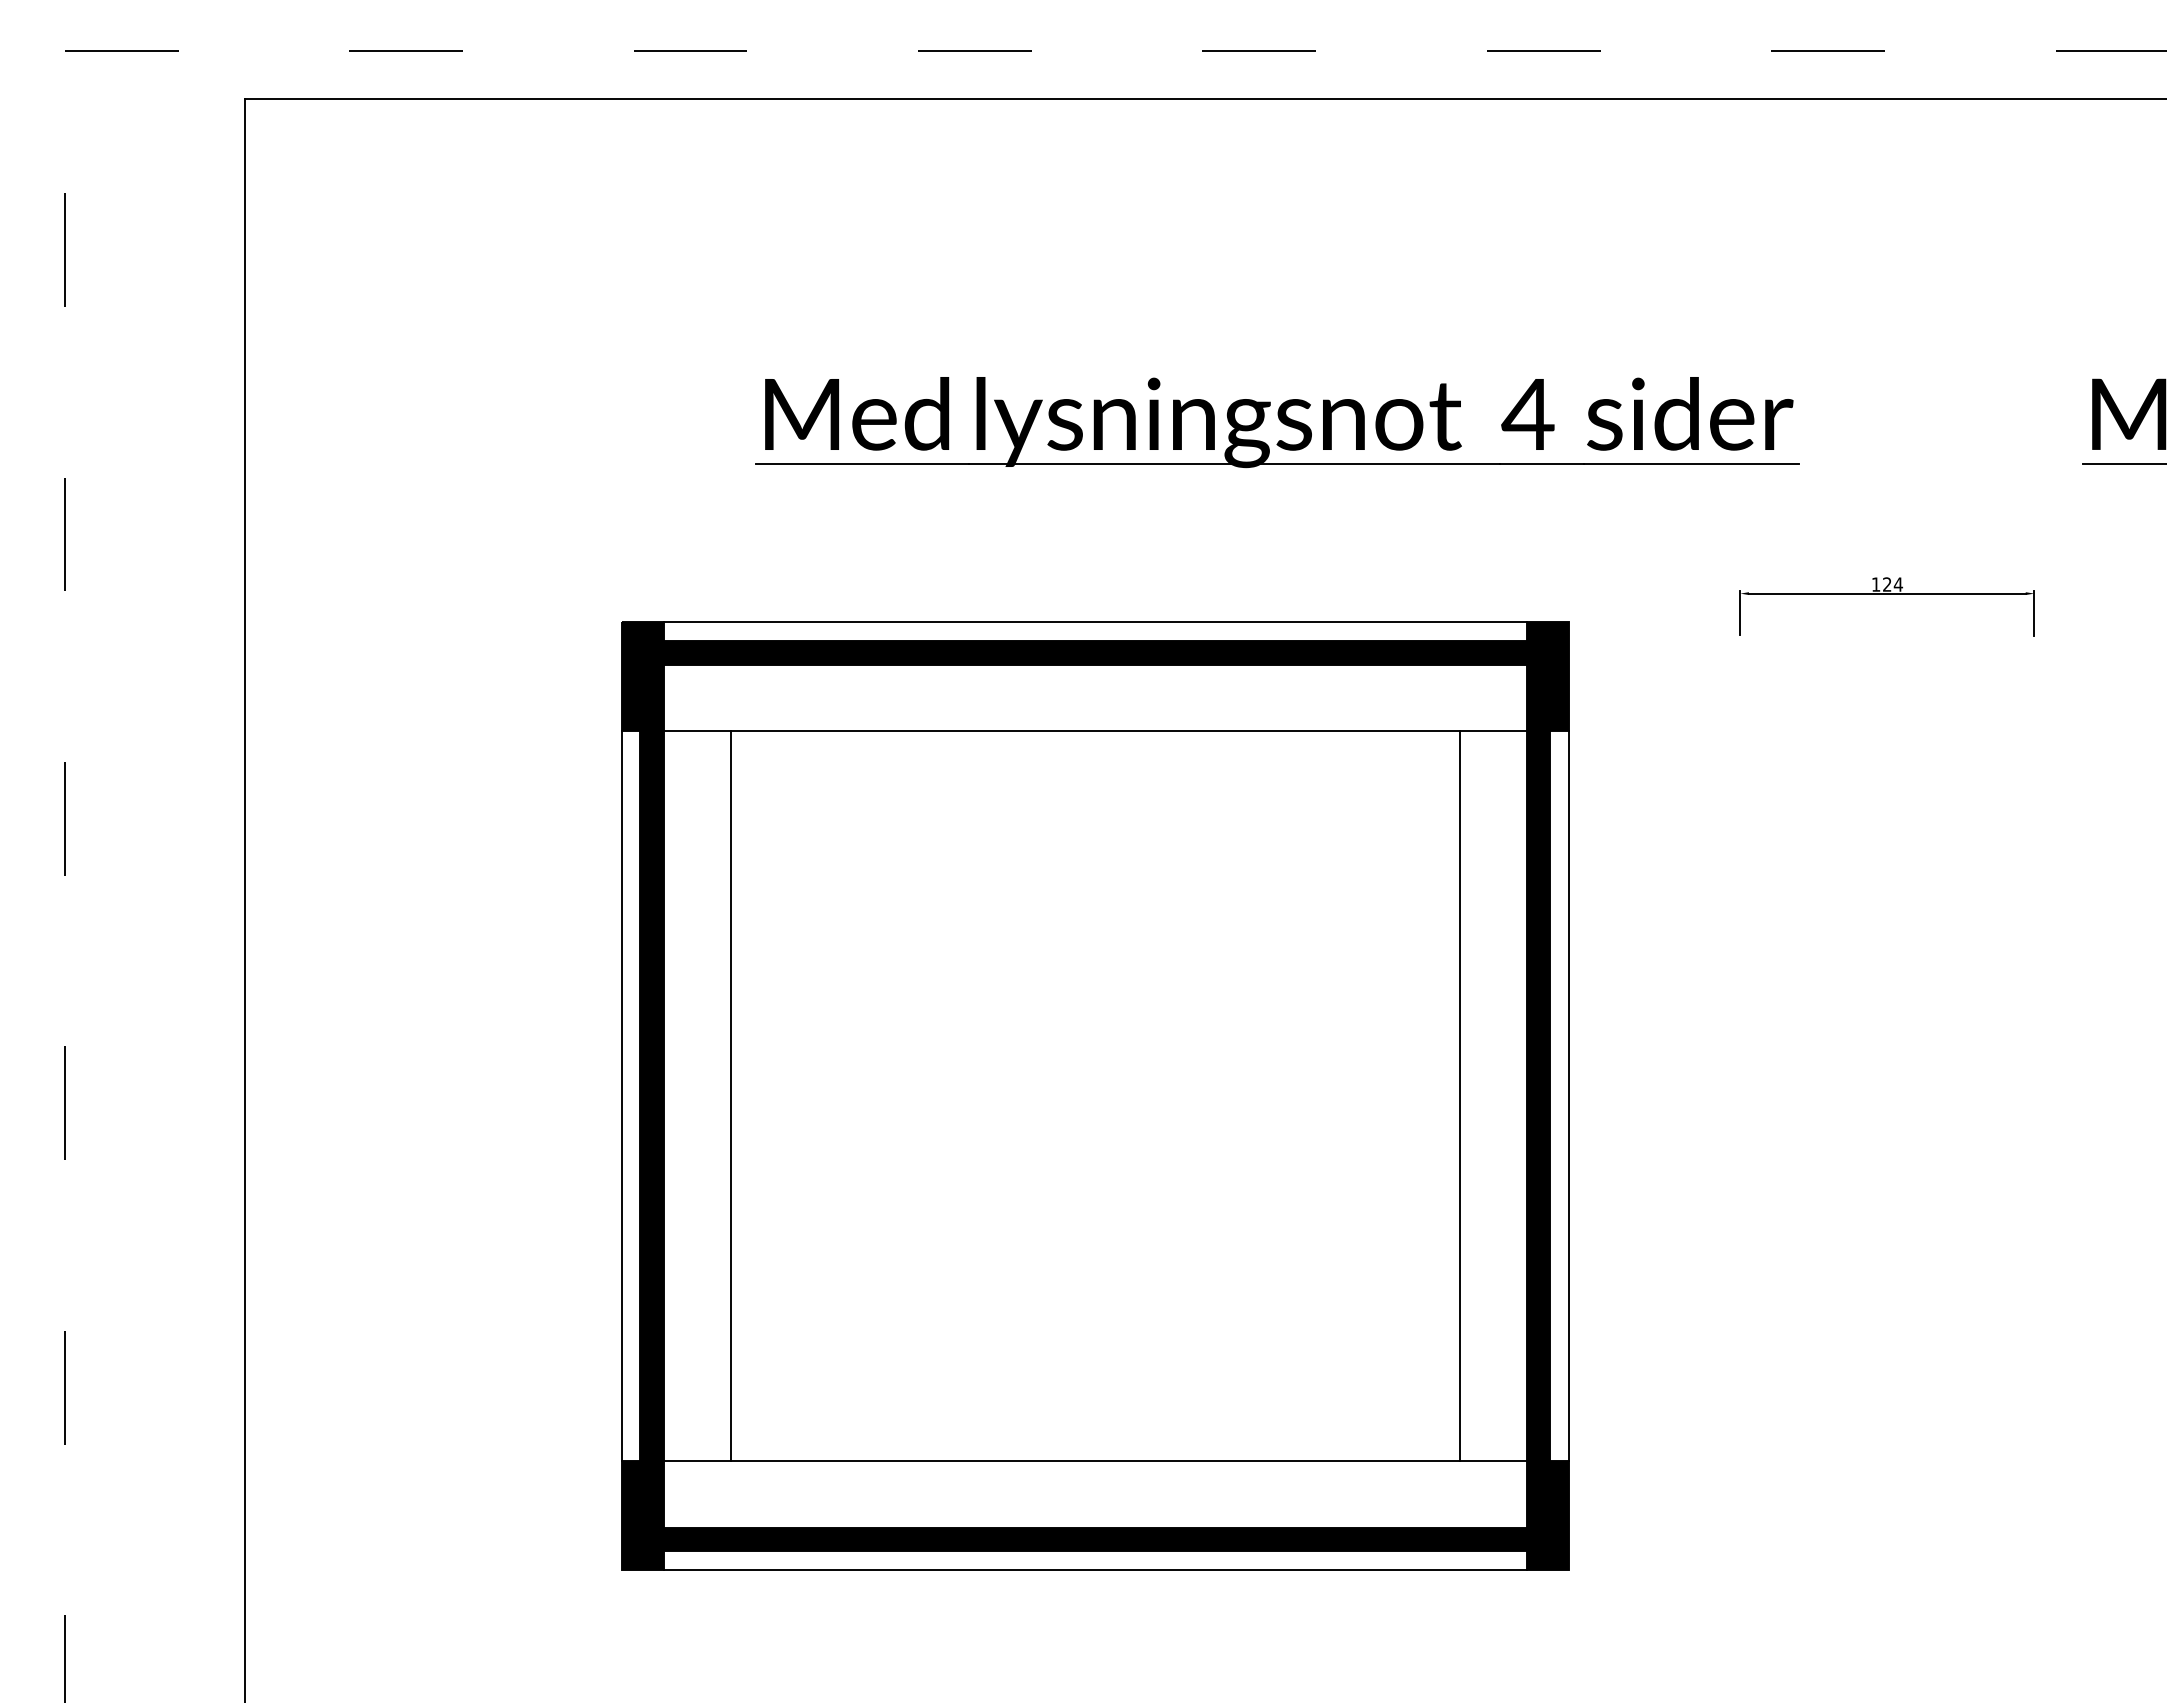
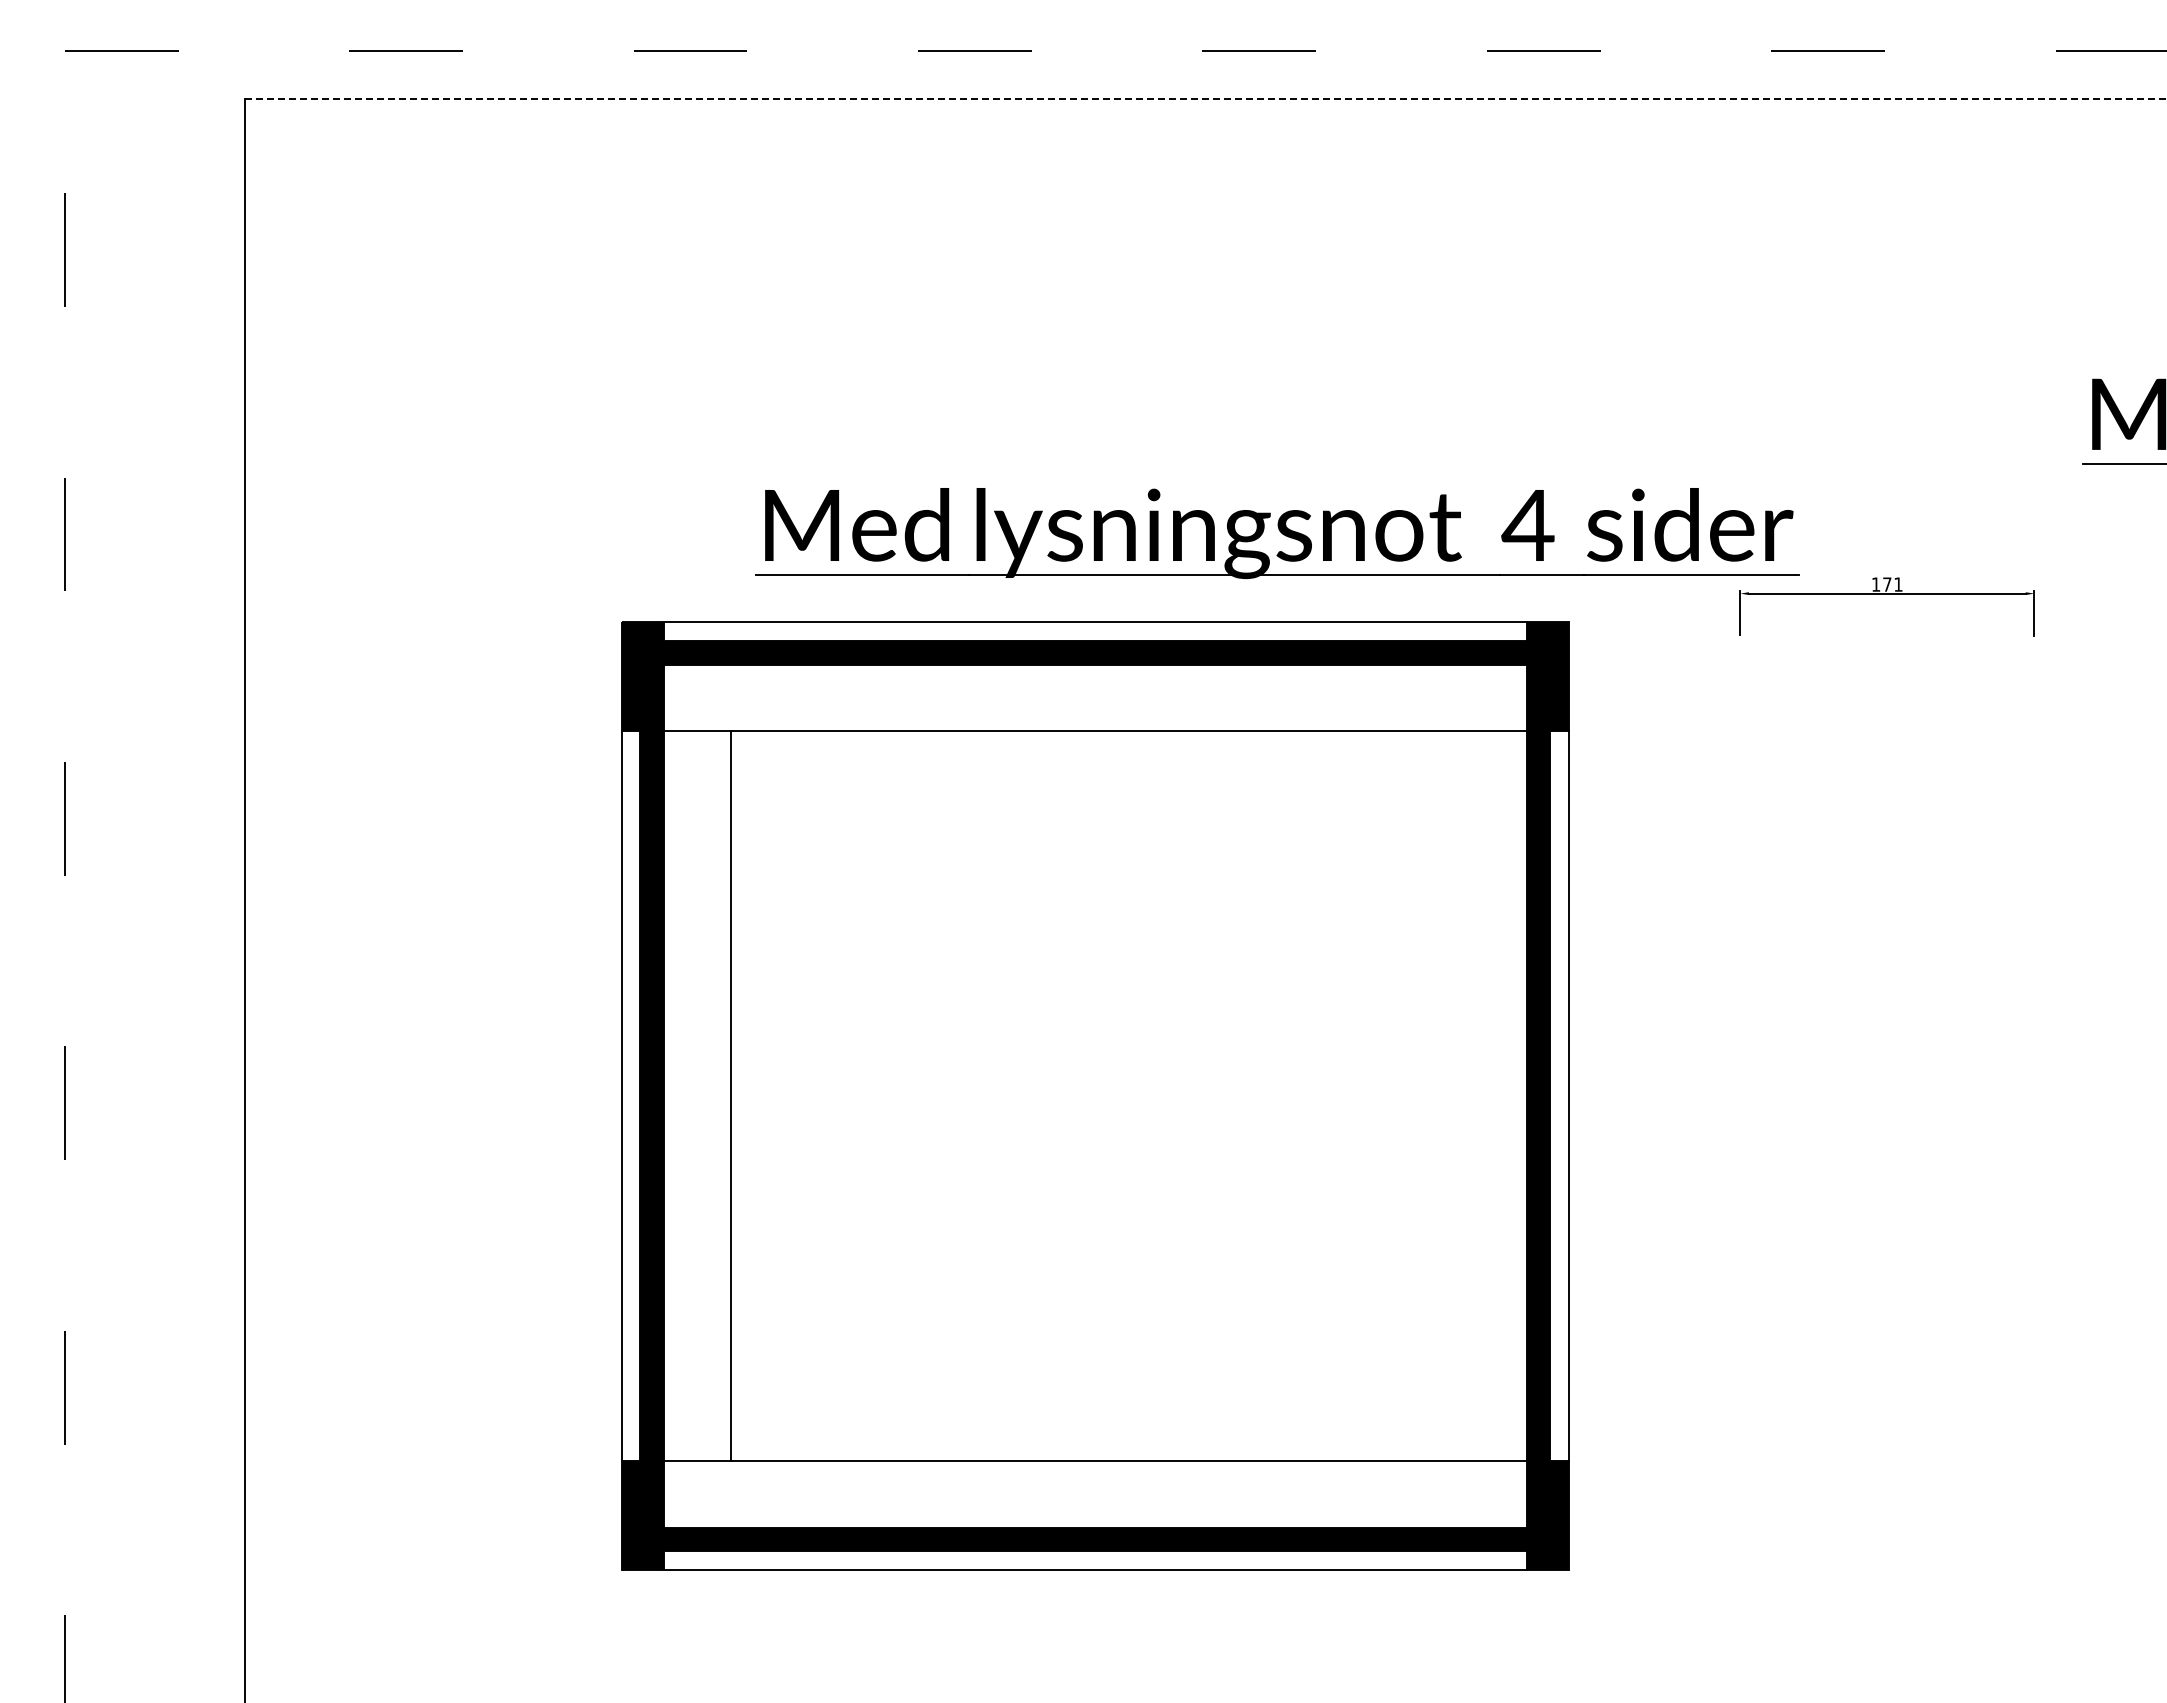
line: solid -> dashed (1205, 98)
part position: (1277, 422) -> (1277, 533) (1277, 533)
text: 124 -> 171 (1893, 584)
line: present -> none (1460, 1096)
